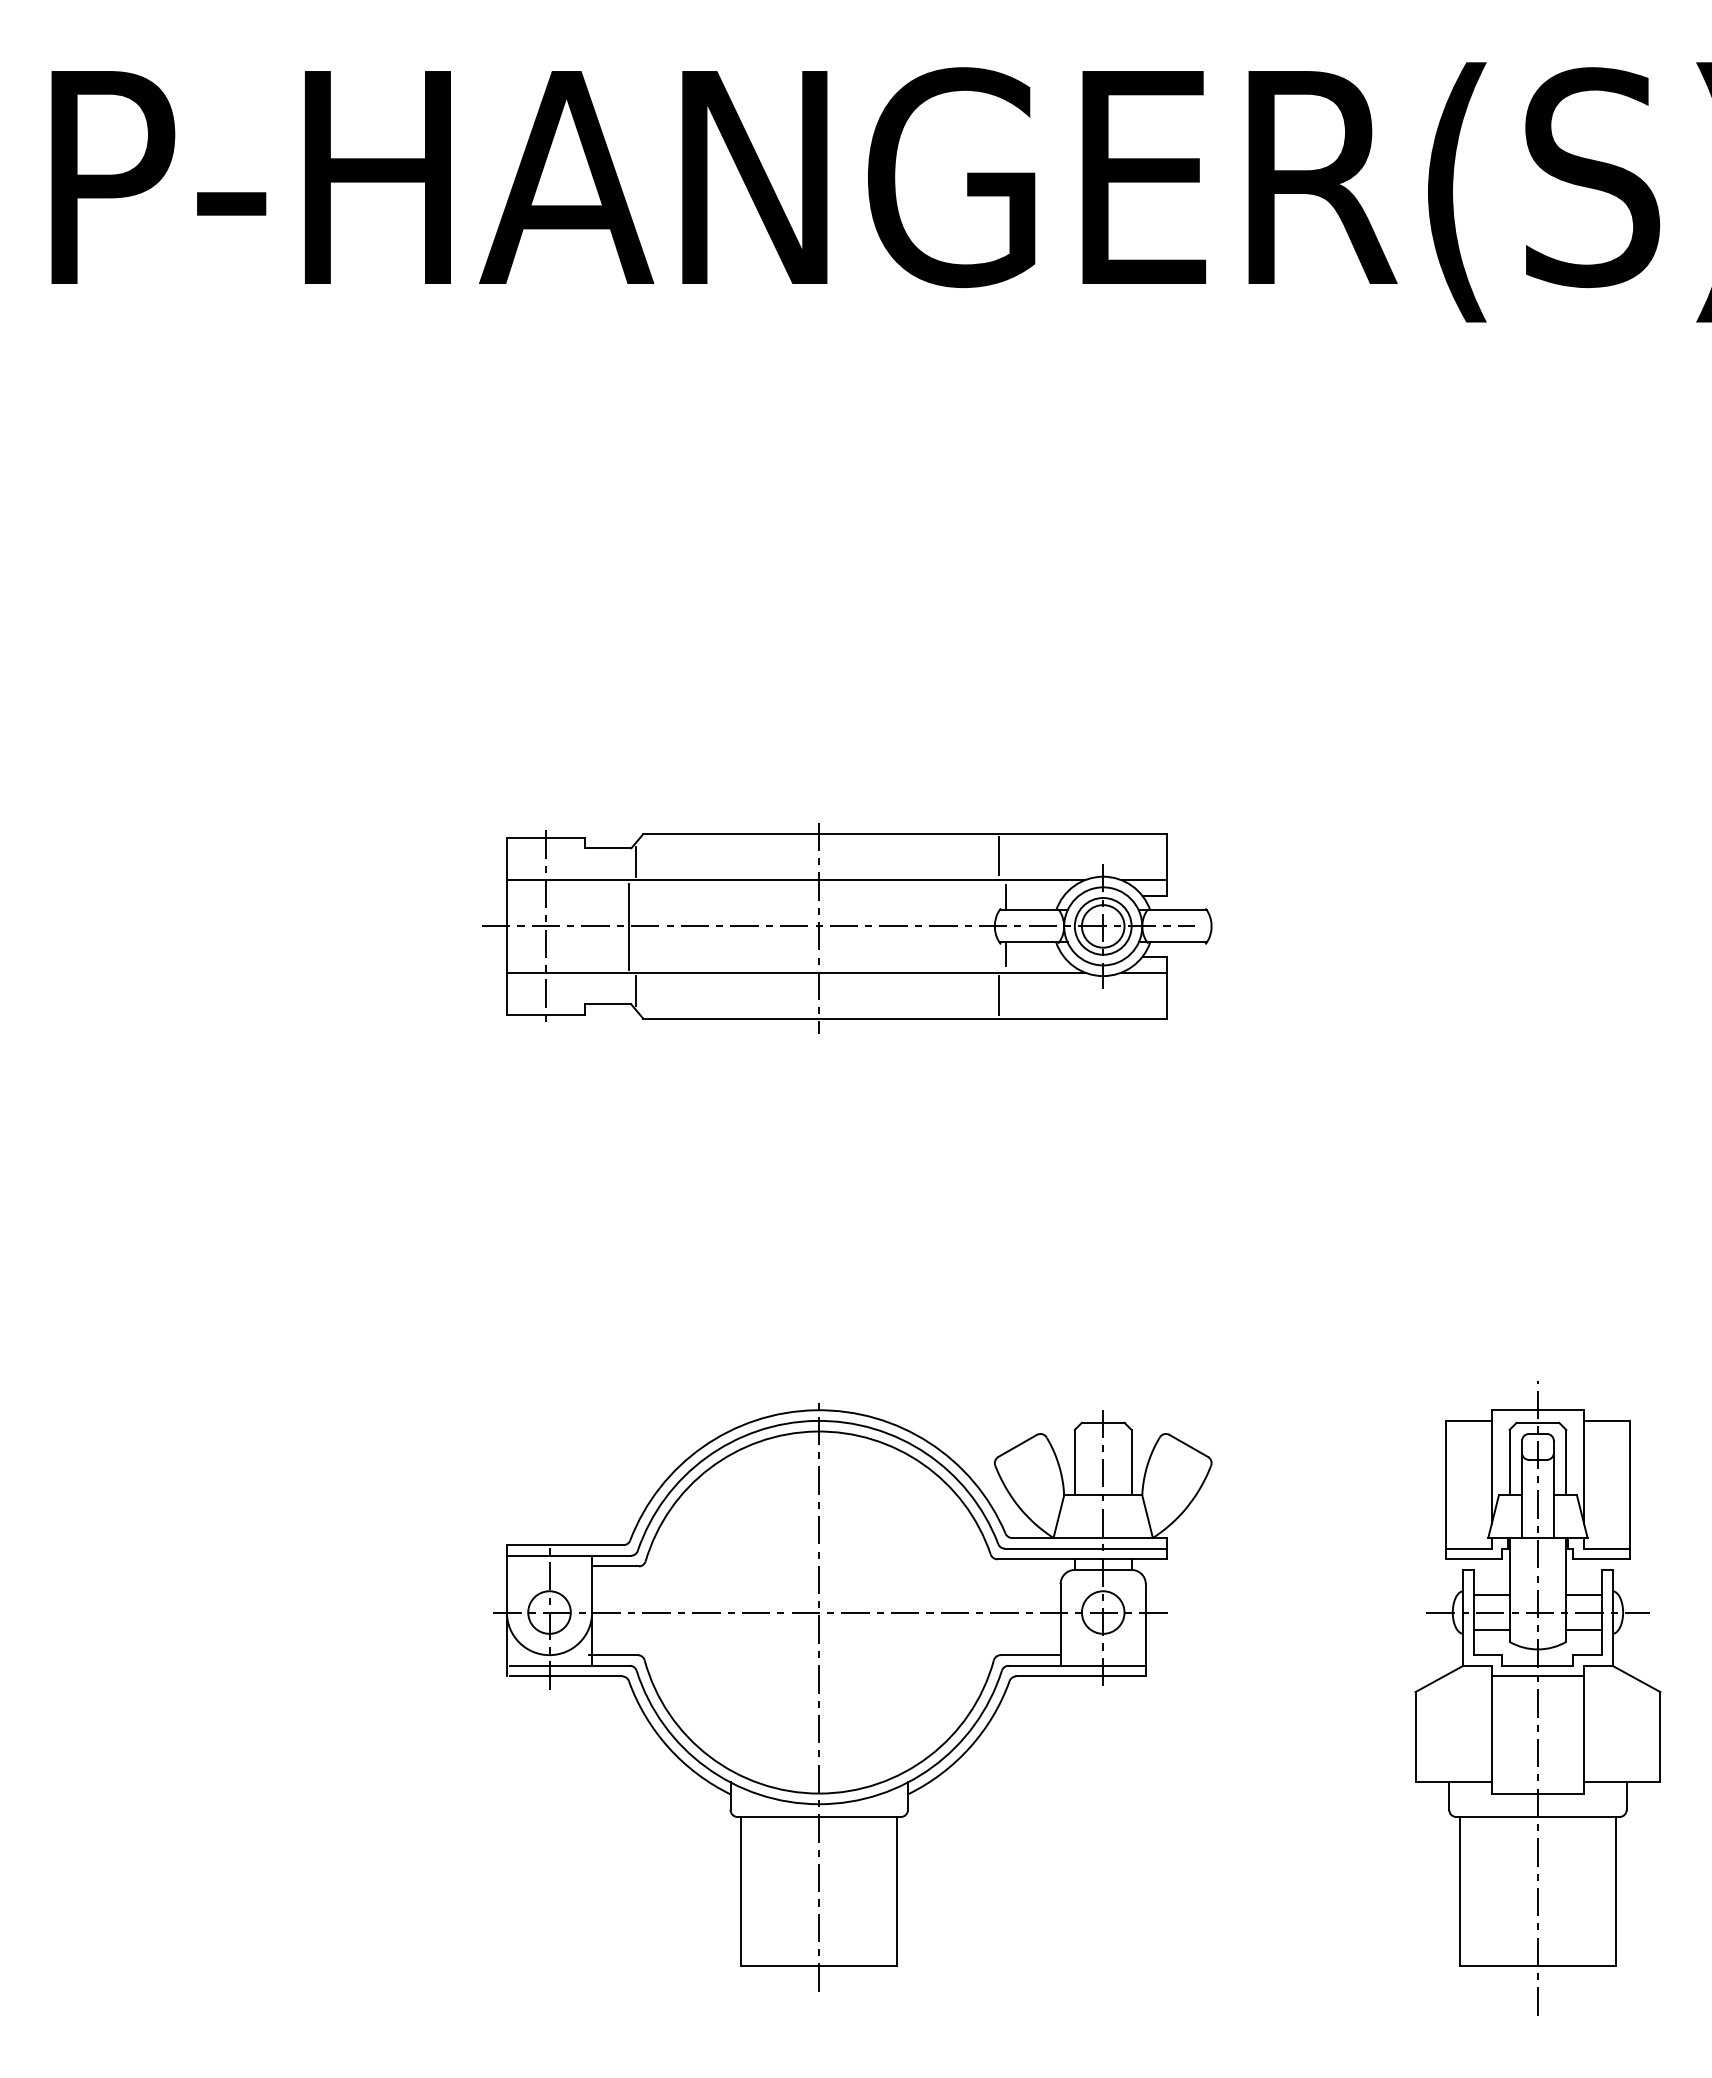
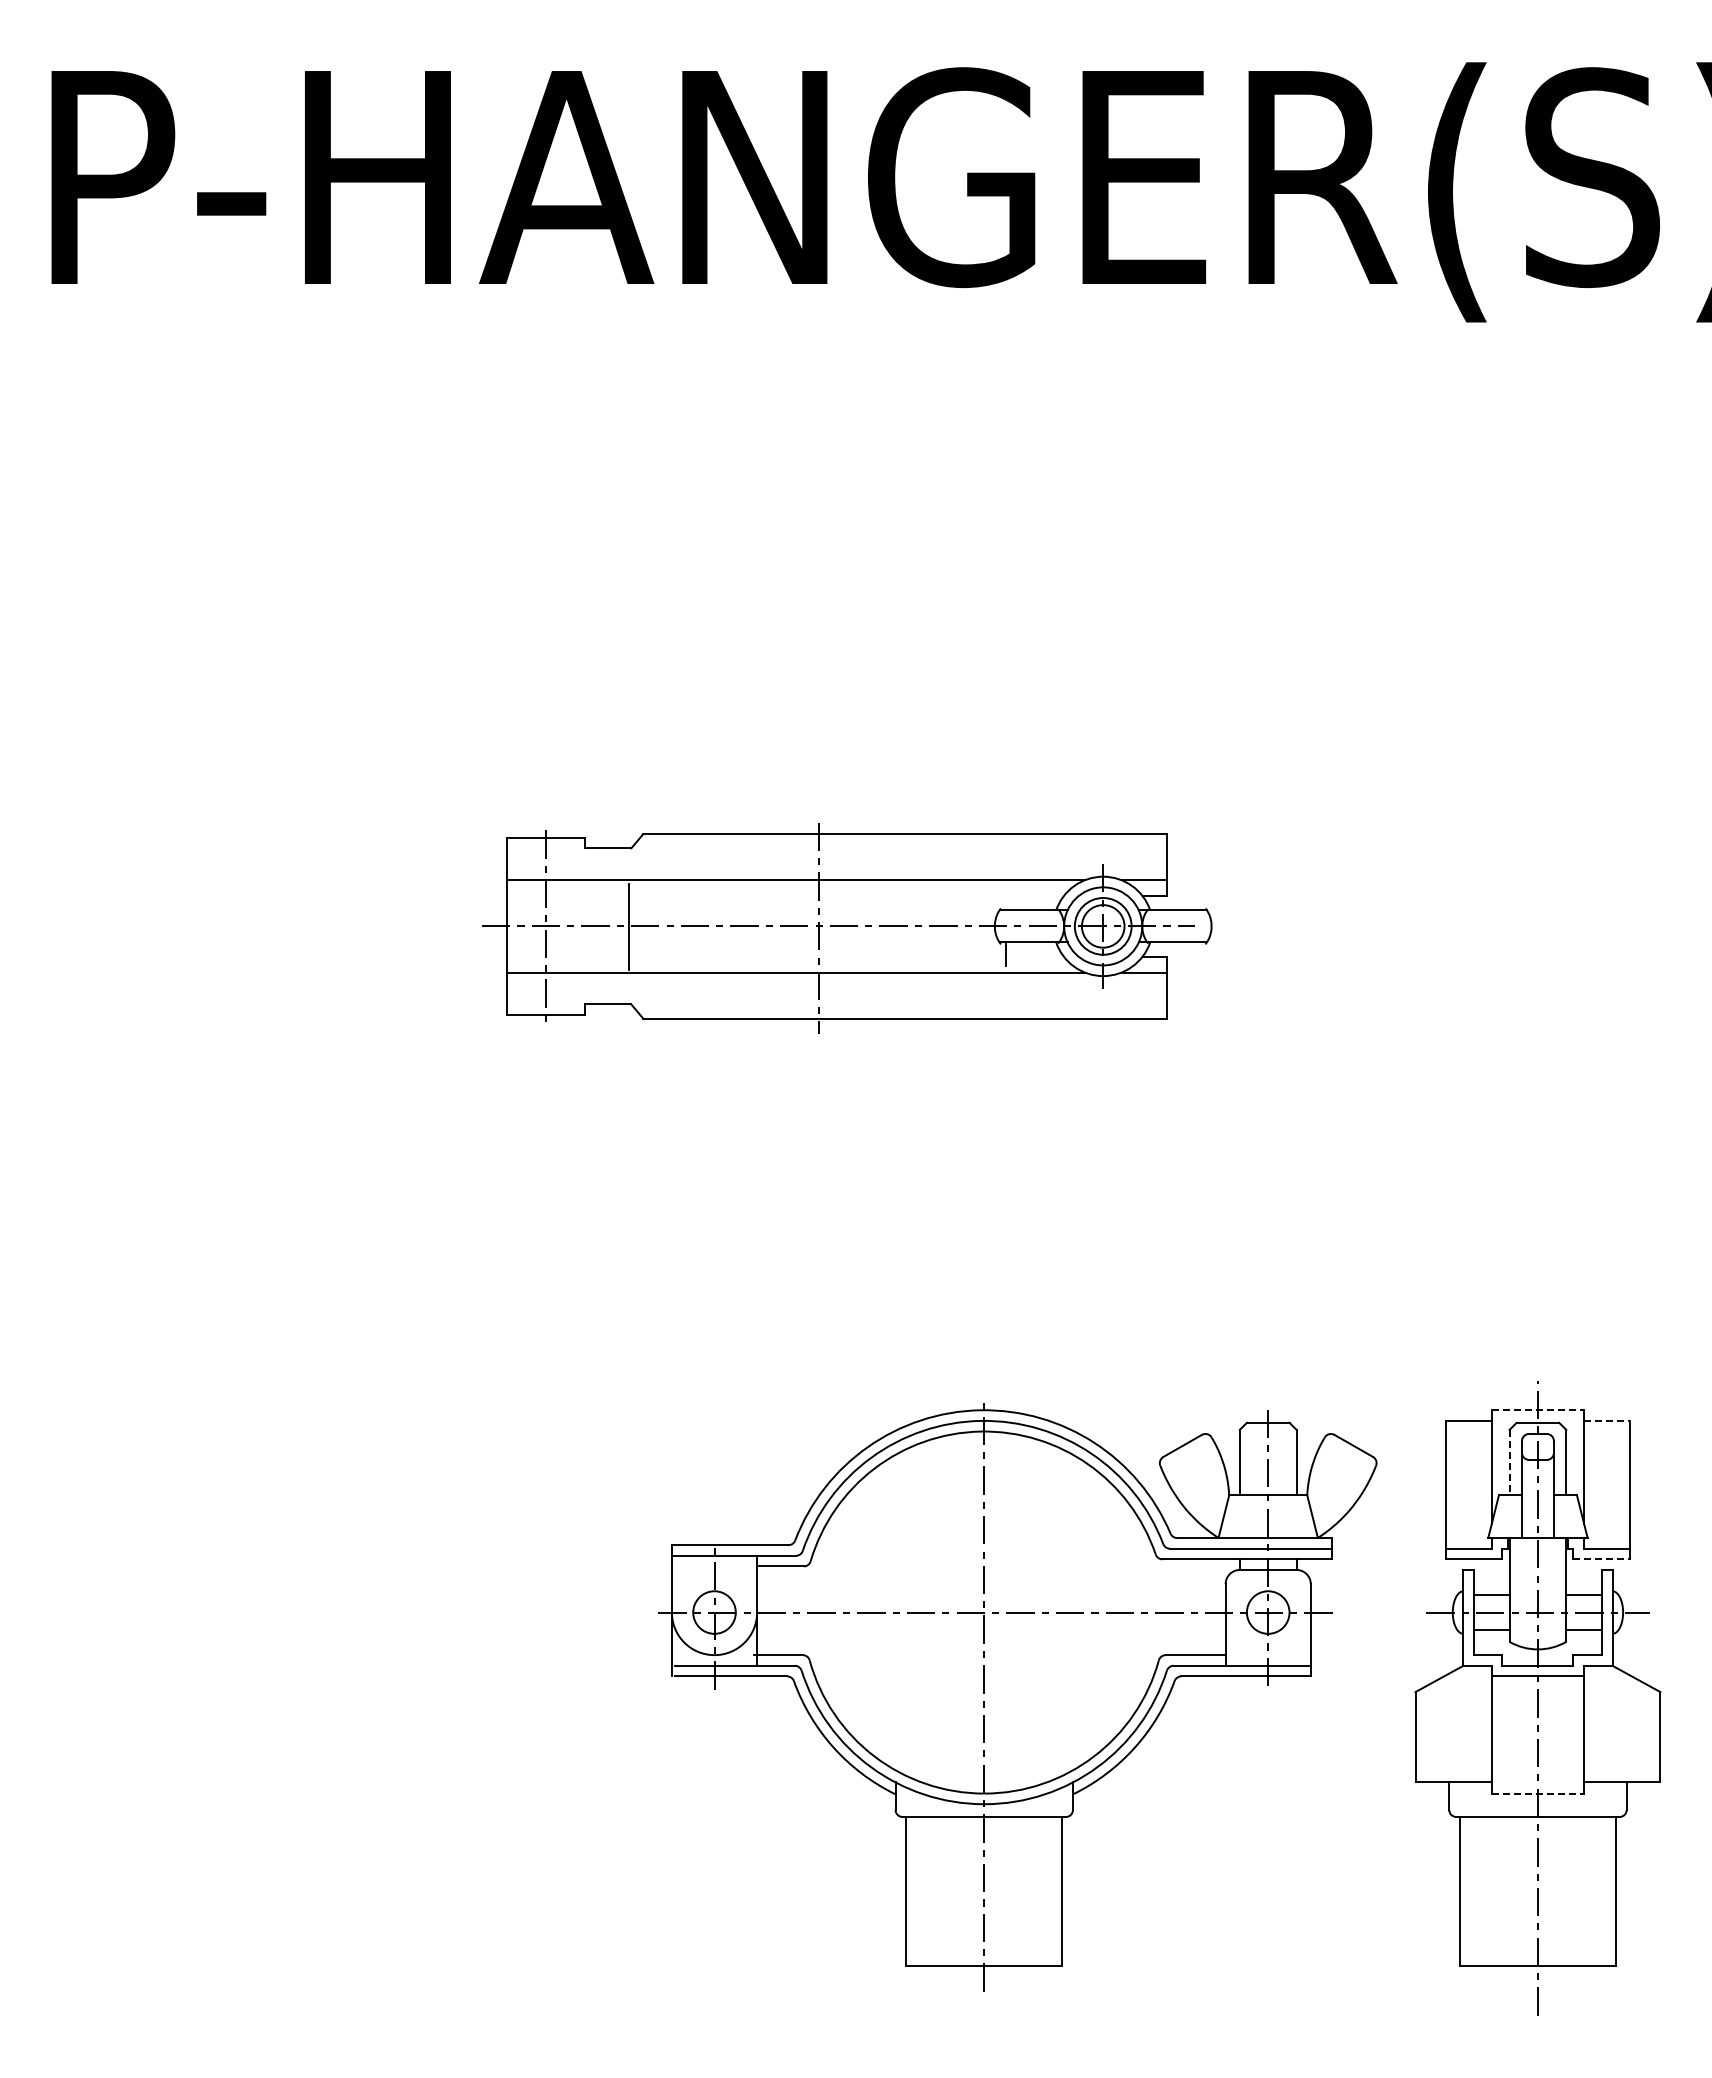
line: present -> none (999, 855)
line: present -> none (635, 861)
line: present -> none (1006, 897)
line: present -> none (635, 990)
line: present -> none (999, 995)
line: solid -> dashed (1538, 1410)
line: solid -> dashed (1607, 1420)
line: solid -> dashed (1509, 1462)
line: solid -> dashed (1602, 1559)
part position: (852, 1697) -> (1017, 1697) (1017, 1697)
line: solid -> dashed (1538, 1794)
